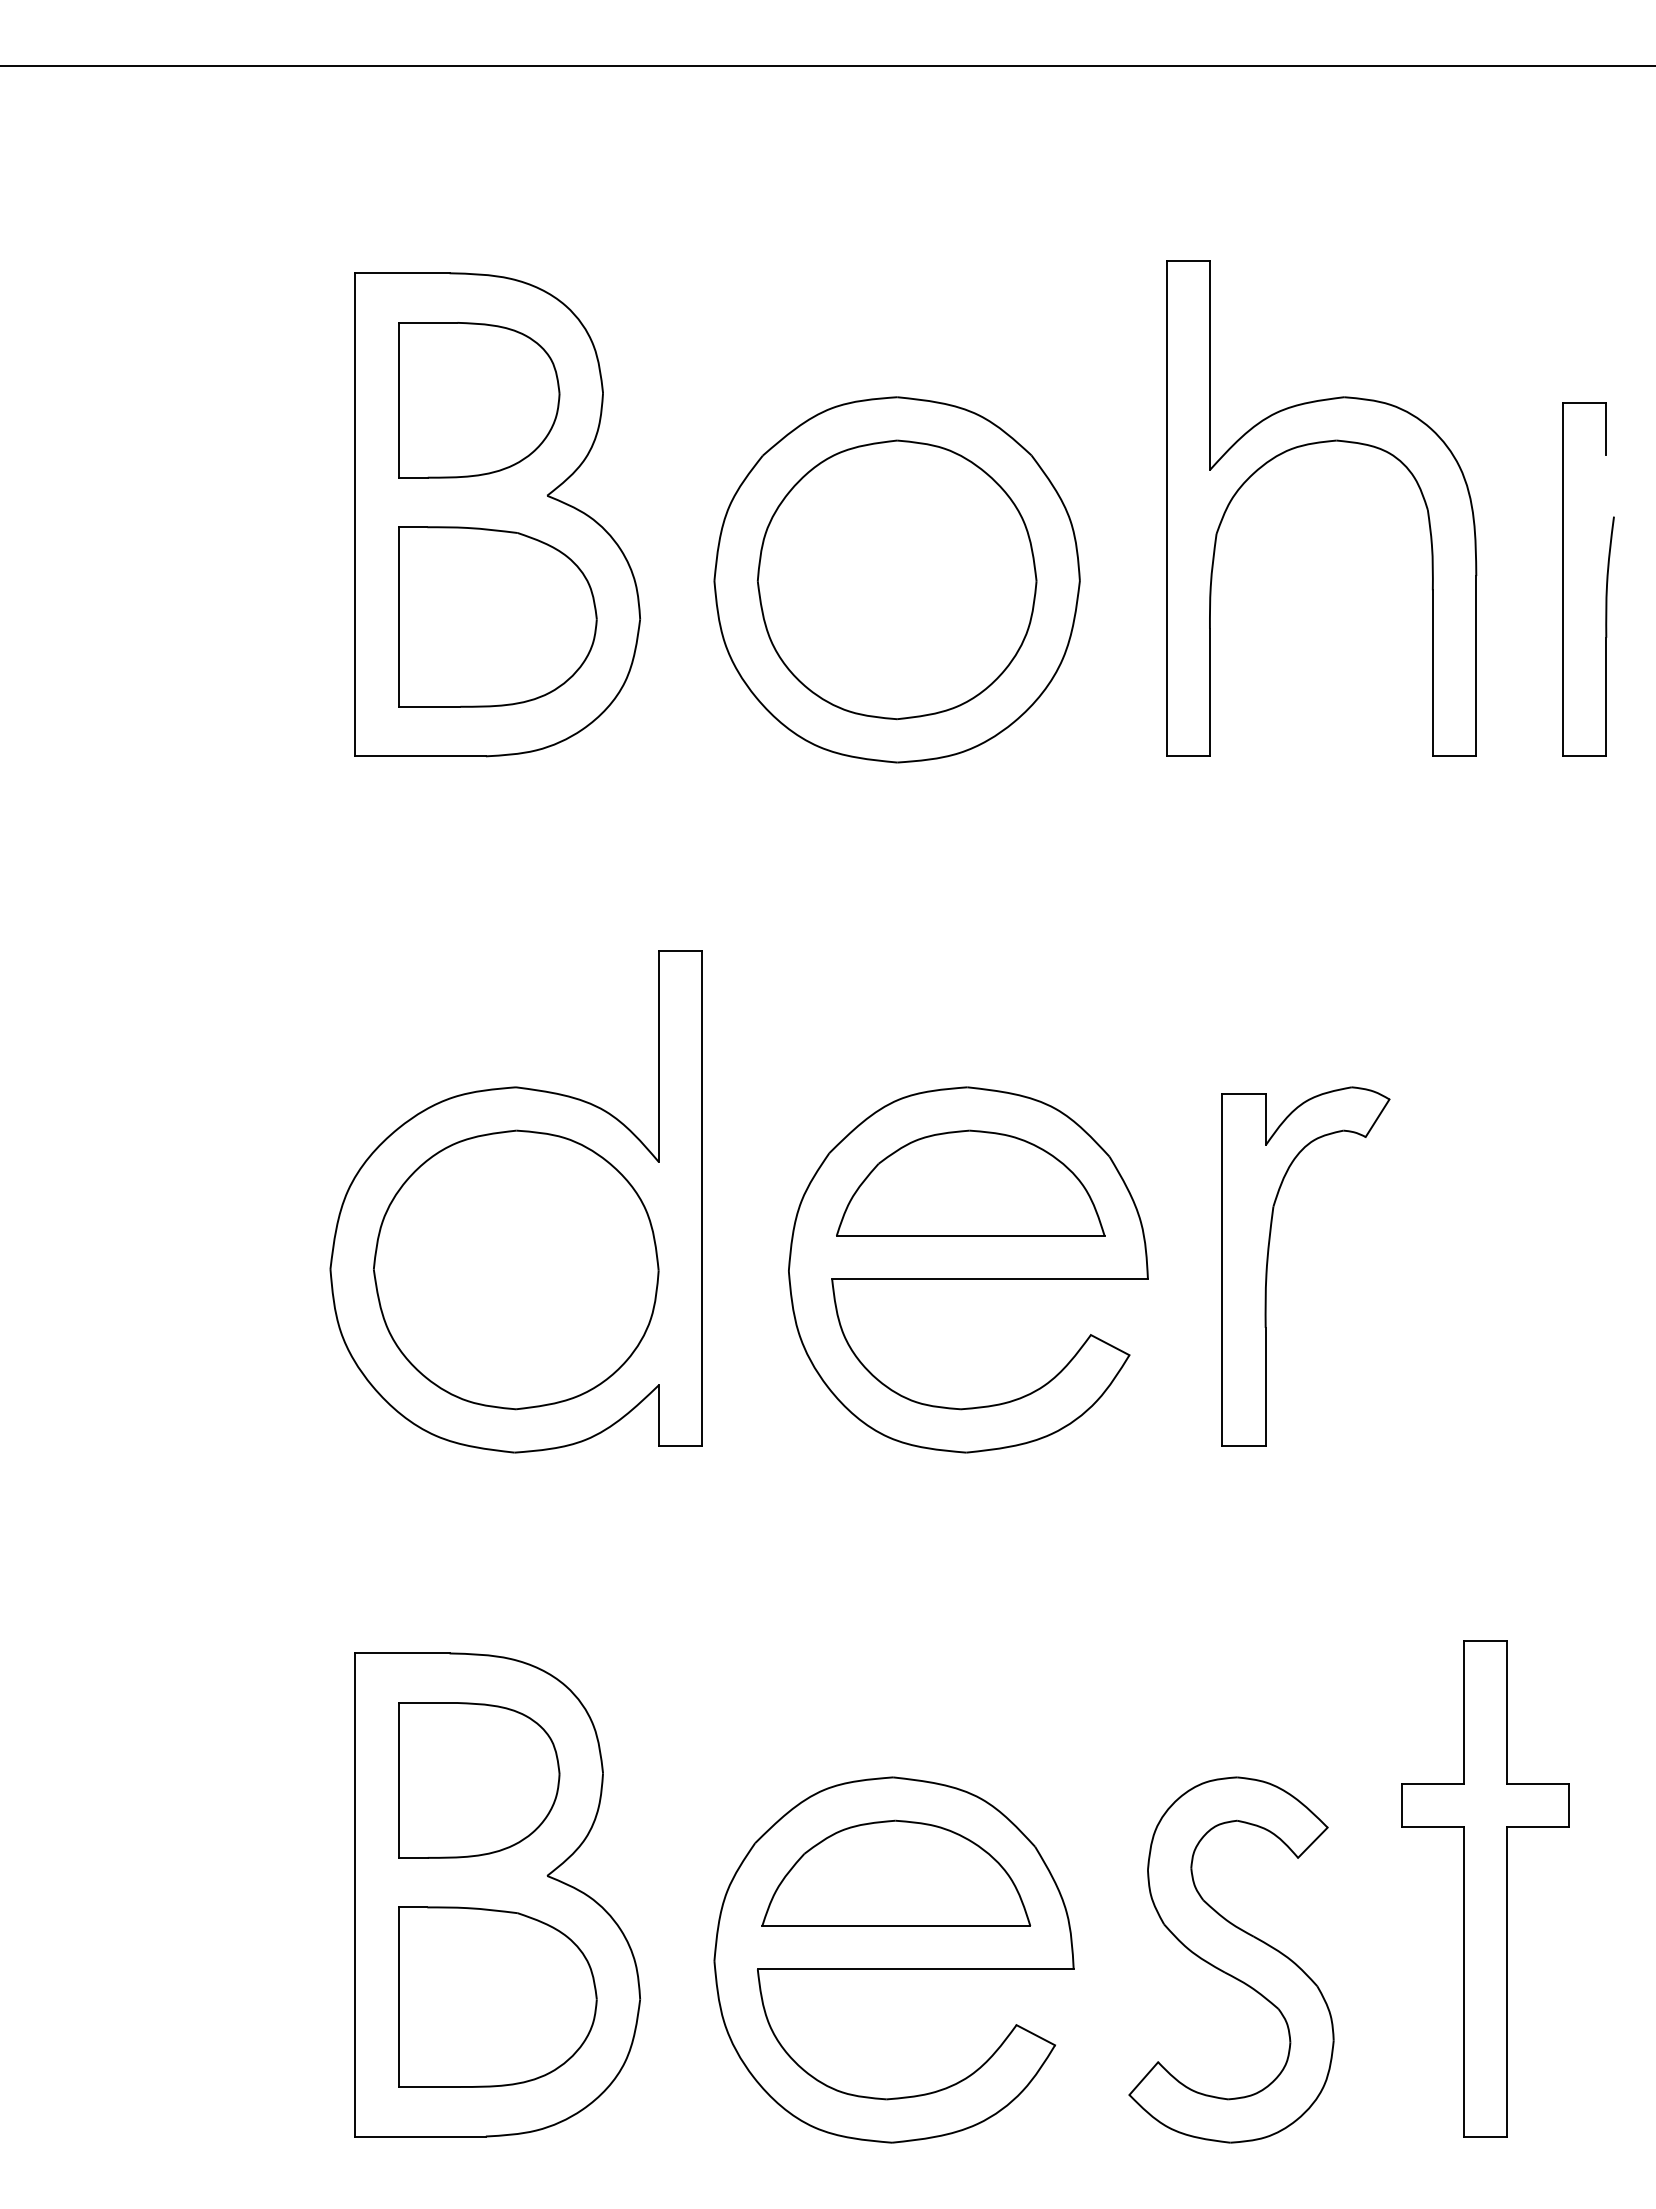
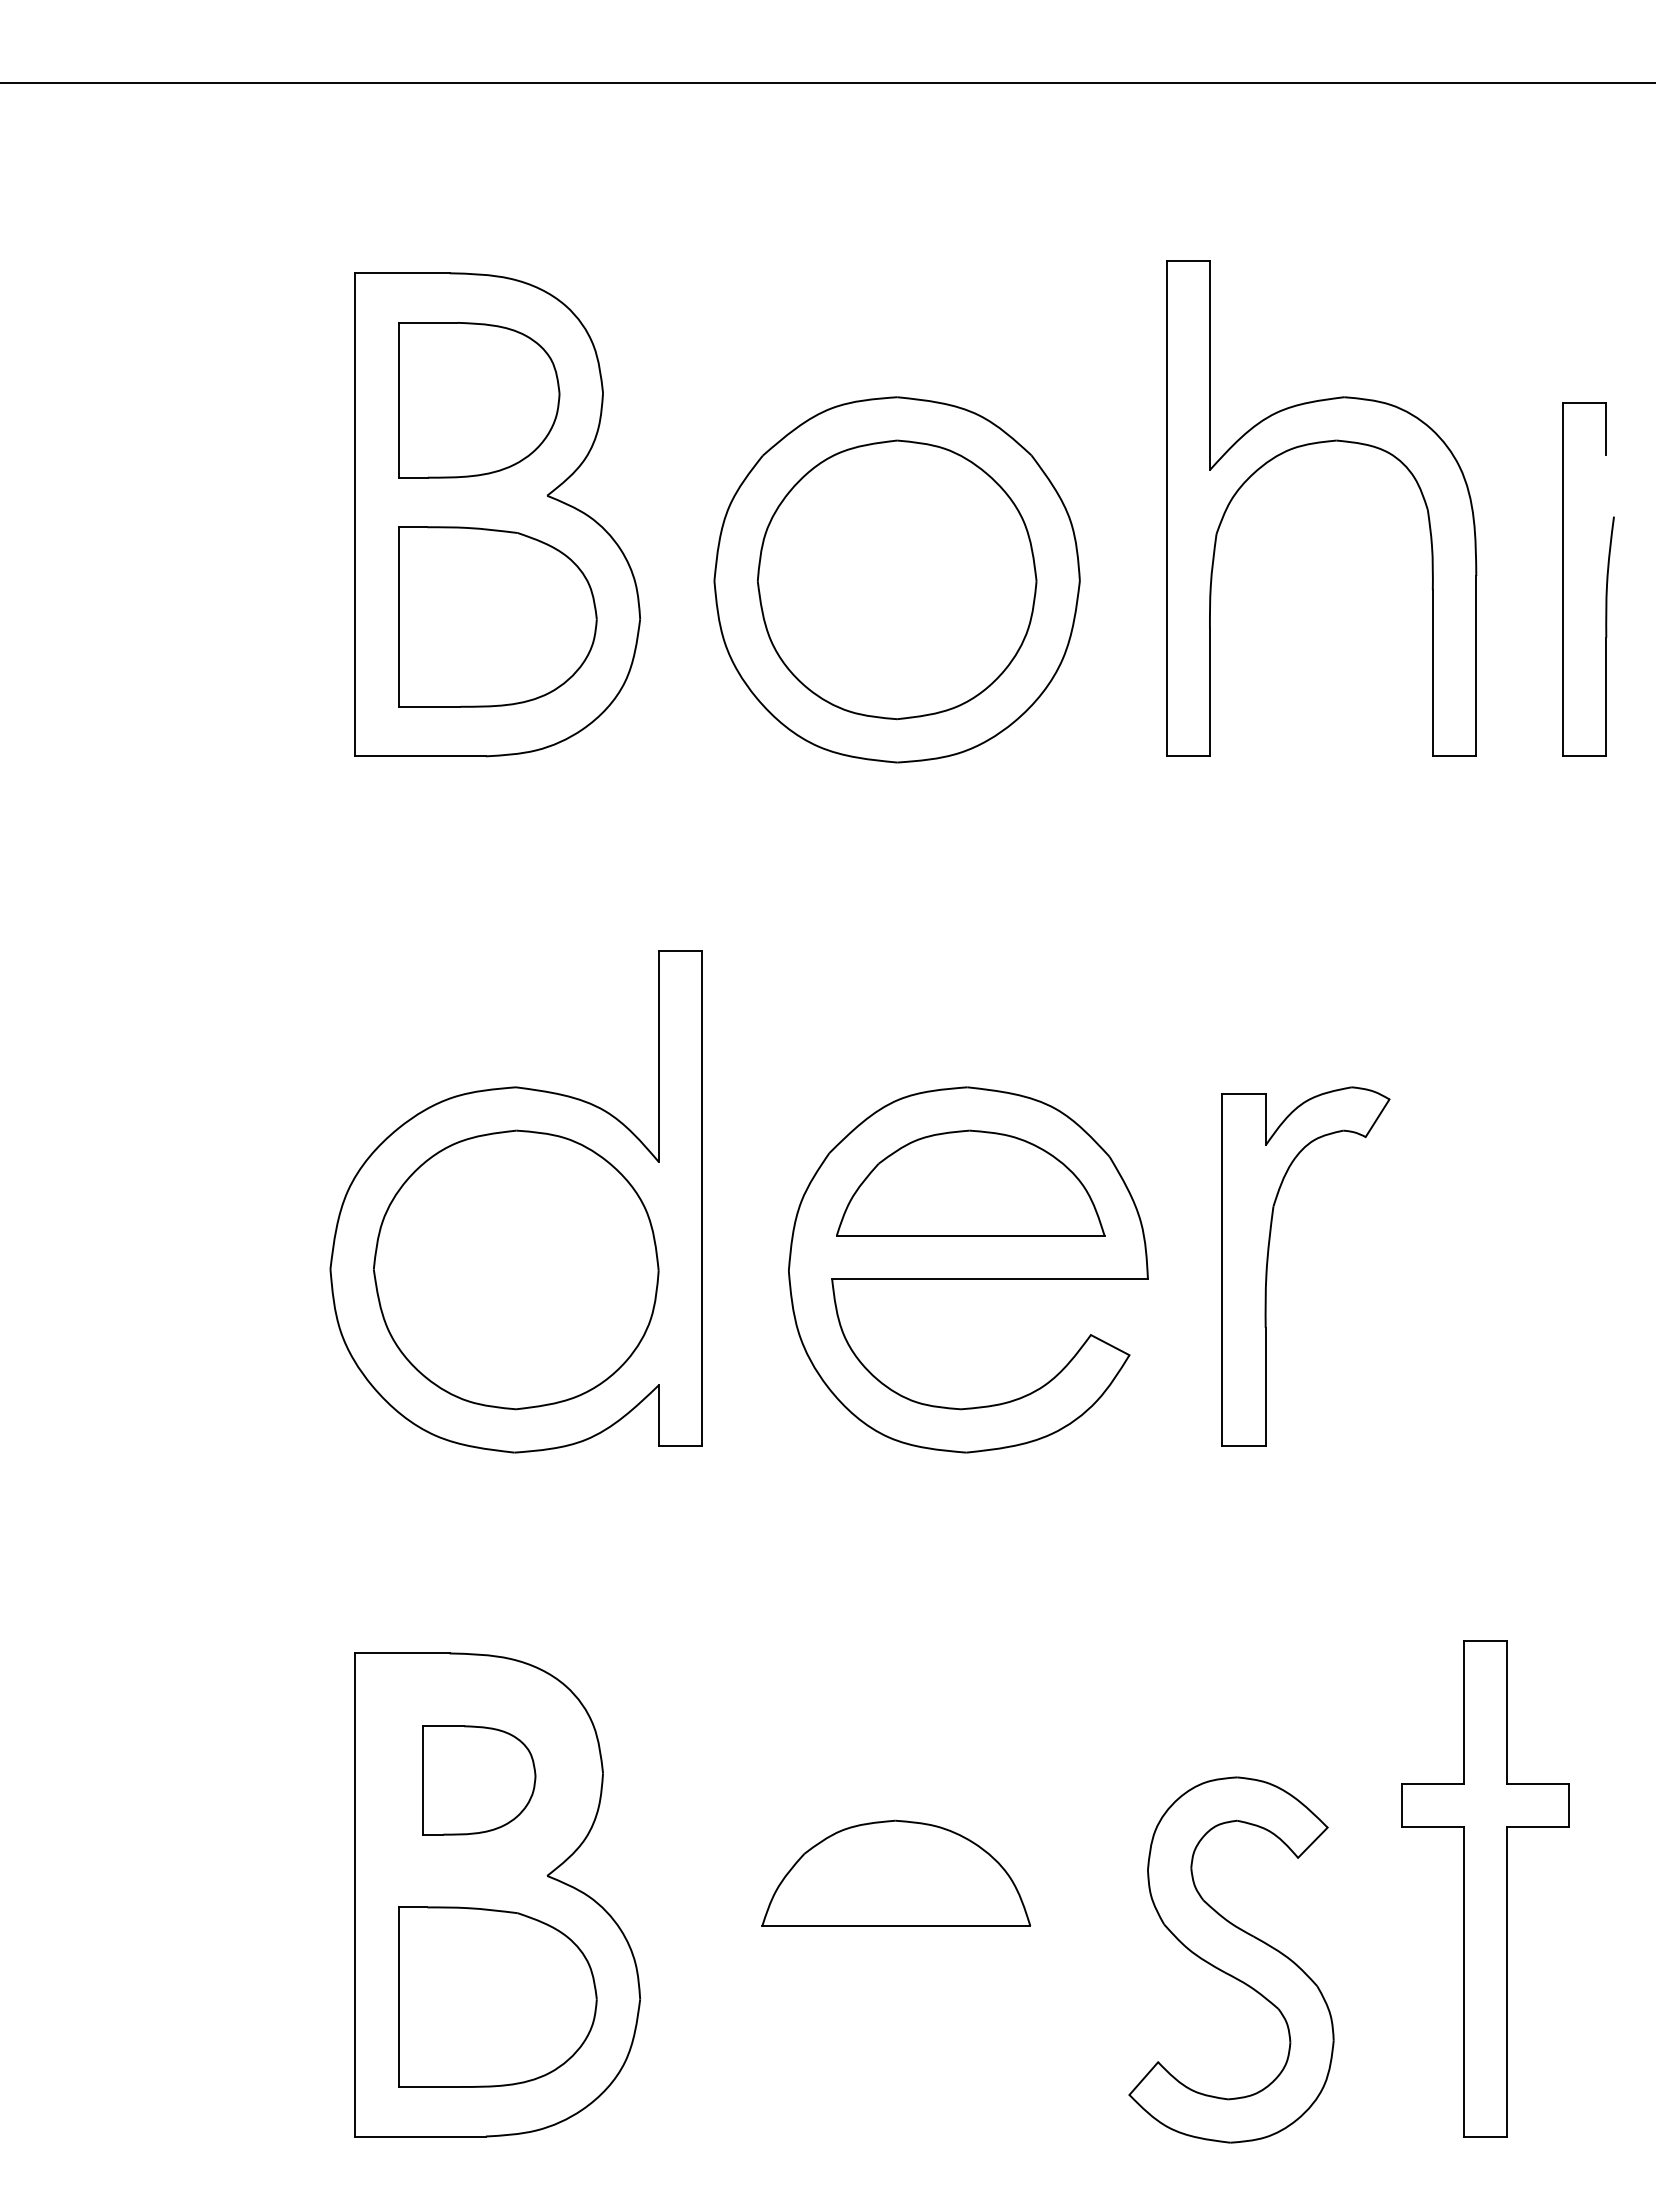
line position: (827, 66) -> (827, 83) (827, 83)
part size: 163x157 px -> 115x111 px (479, 1780)
part: present -> none (893, 1959)
